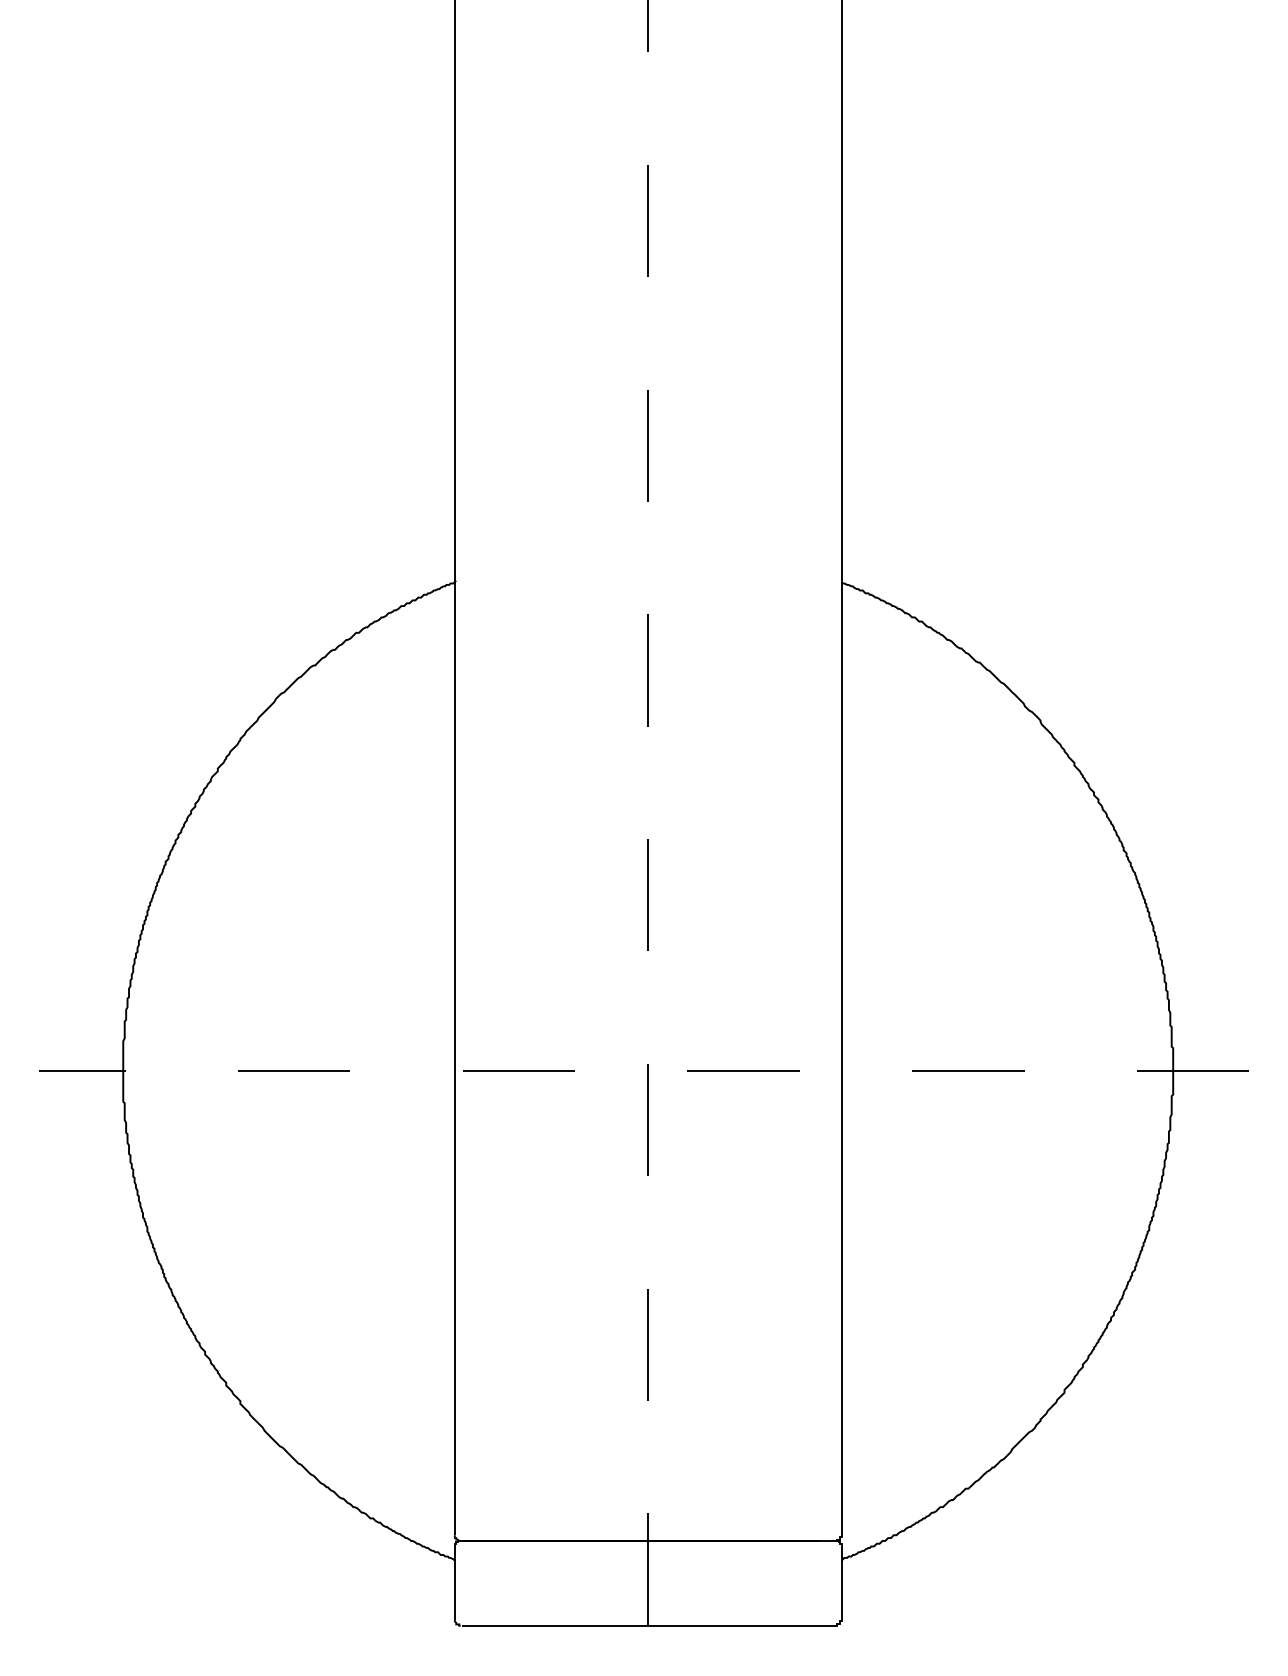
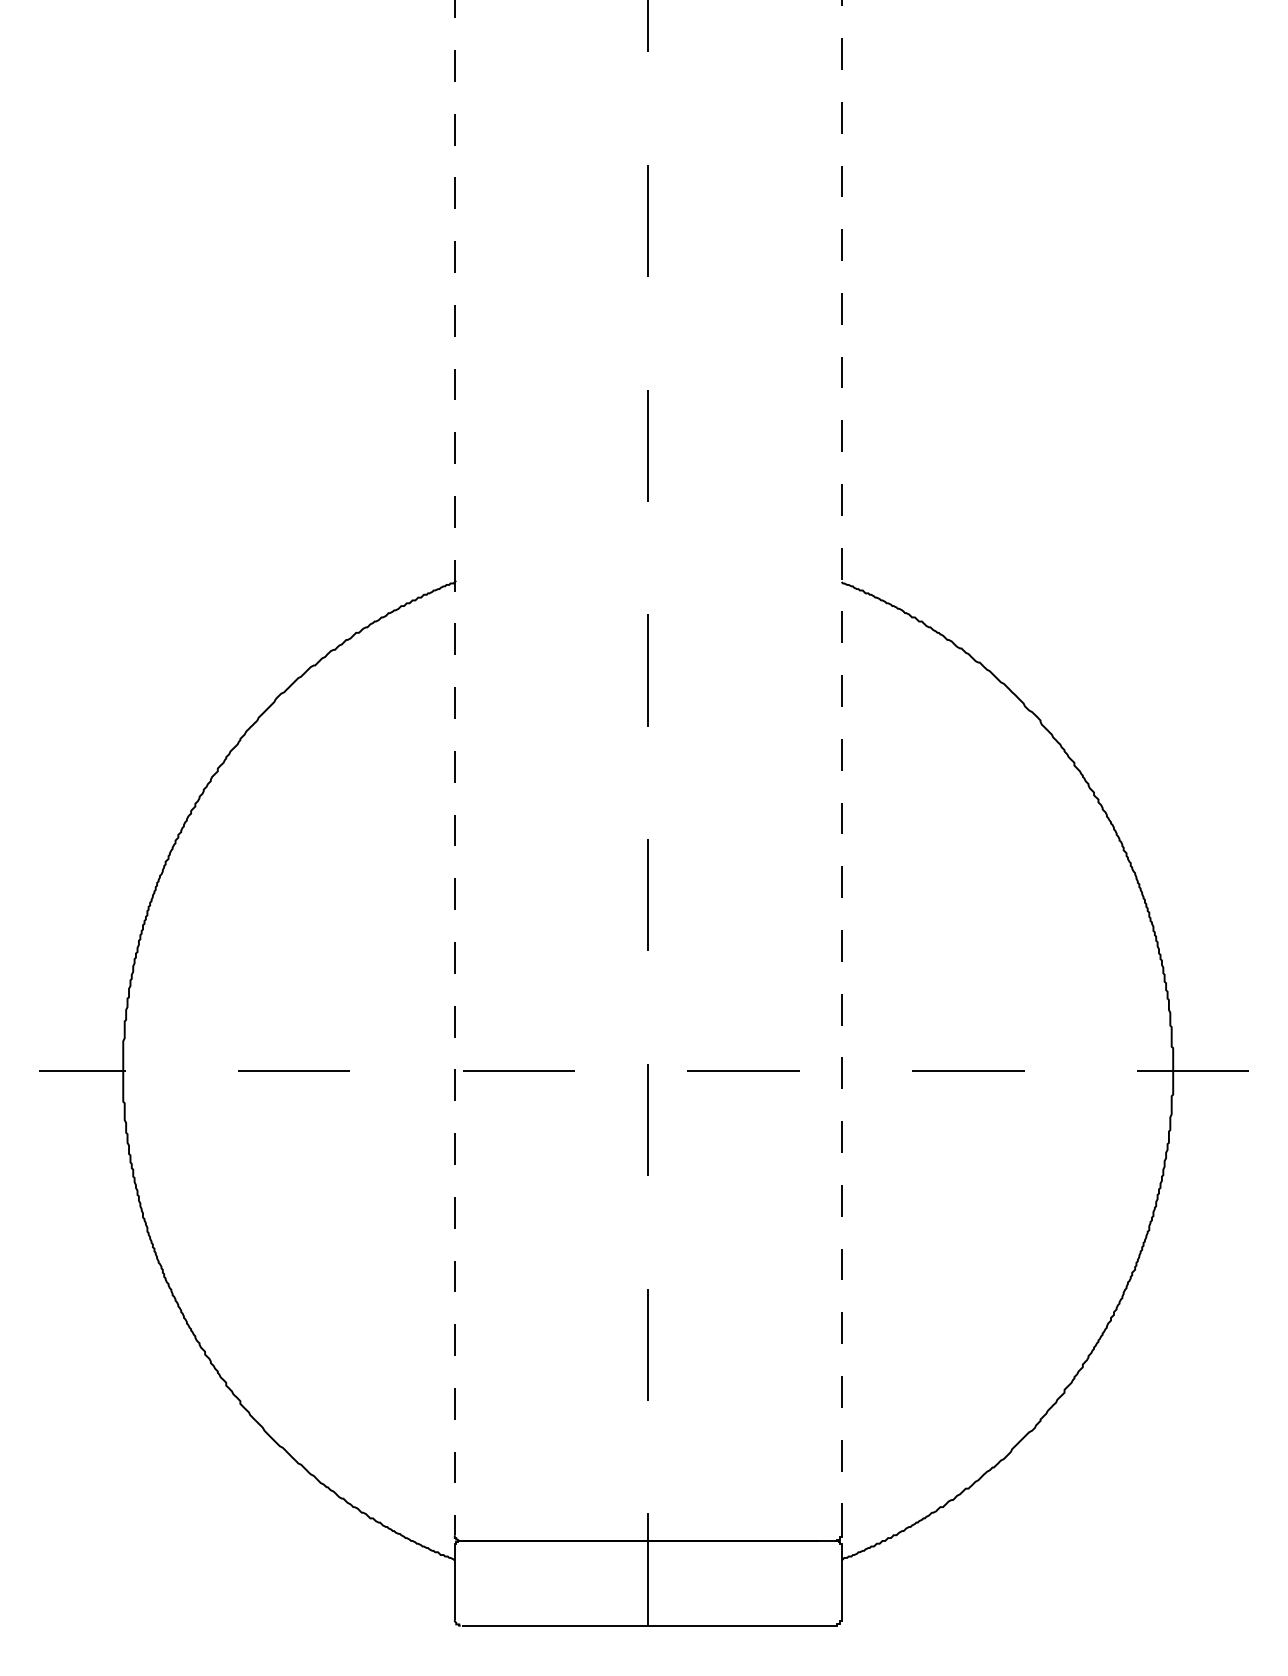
line: solid -> dashed (841, 767)
line: solid -> dashed (454, 768)
